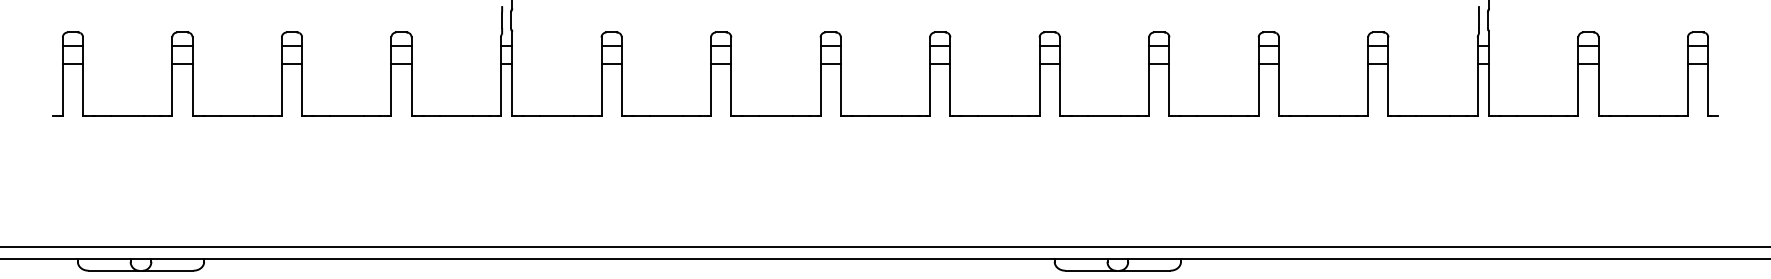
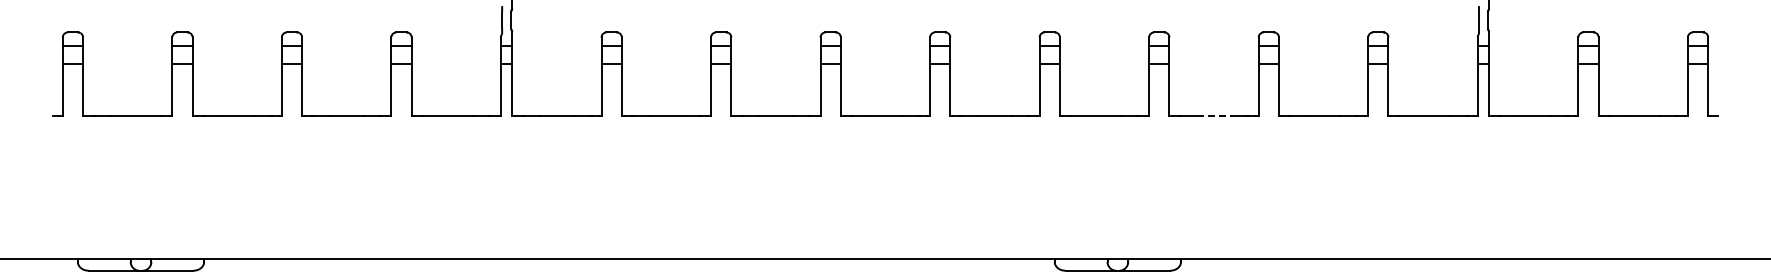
line: solid -> dashed (1214, 116)
line: present -> none (884, 247)
